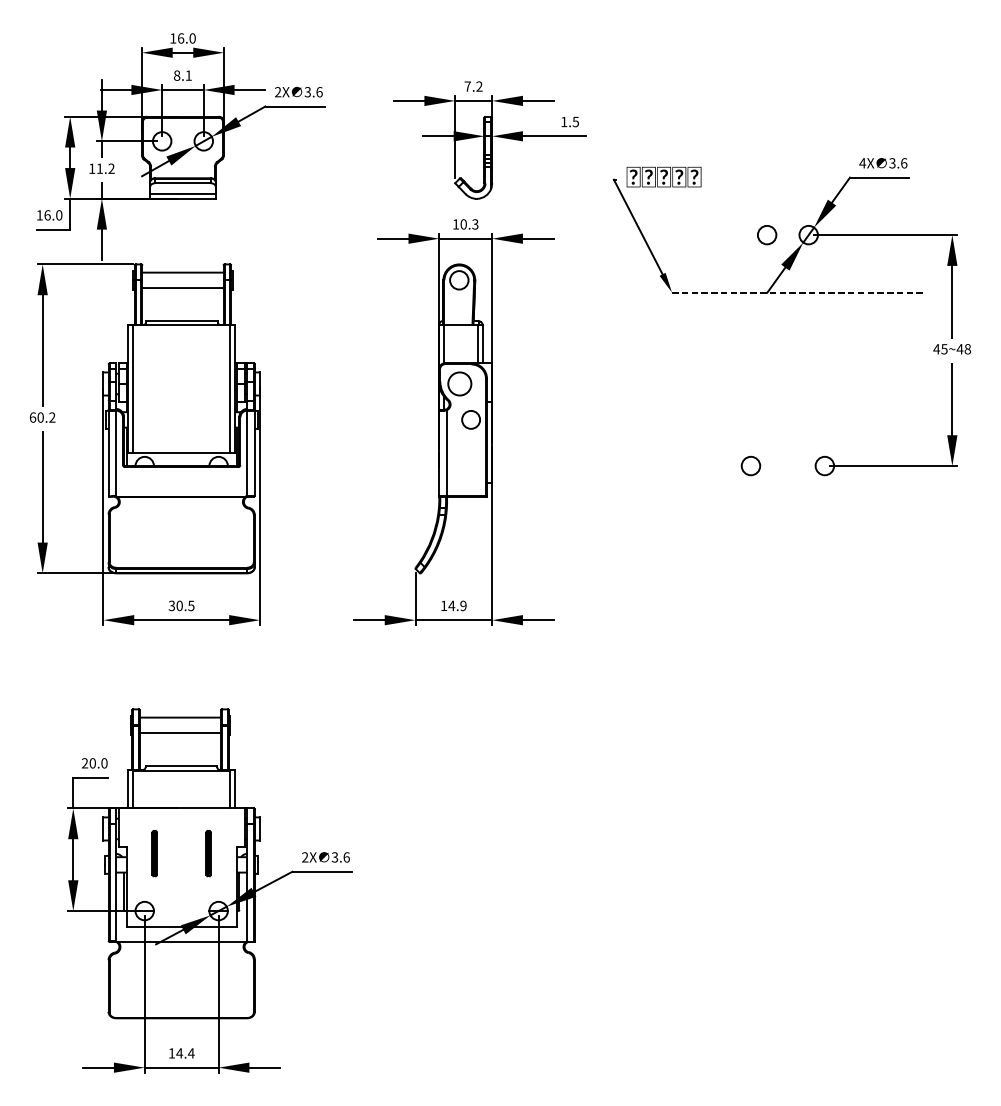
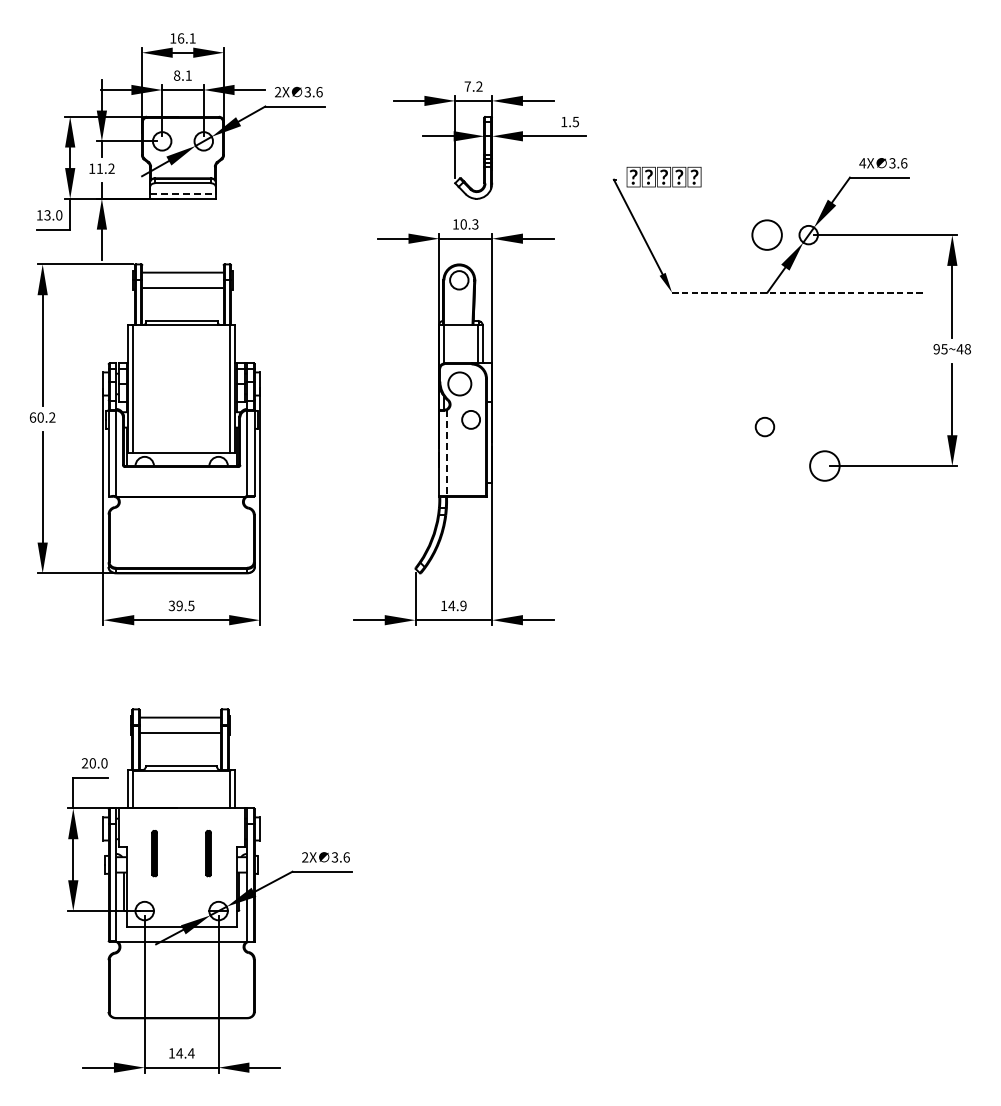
text: 16.0 -> 16.1 (192, 38)
line: solid -> dashed (182, 194)
text: 16.0 -> 13.0 (47, 215)
circle diameter: 18 px -> 30 px (766, 234)
text: 45~48 -> 95~48 (936, 349)
line: solid -> dashed (447, 453)
circle position: (750, 465) -> (764, 426) (764, 426)
circle diameter: 18 px -> 30 px (824, 465)
text: 30.5 -> 39.5 (179, 605)
